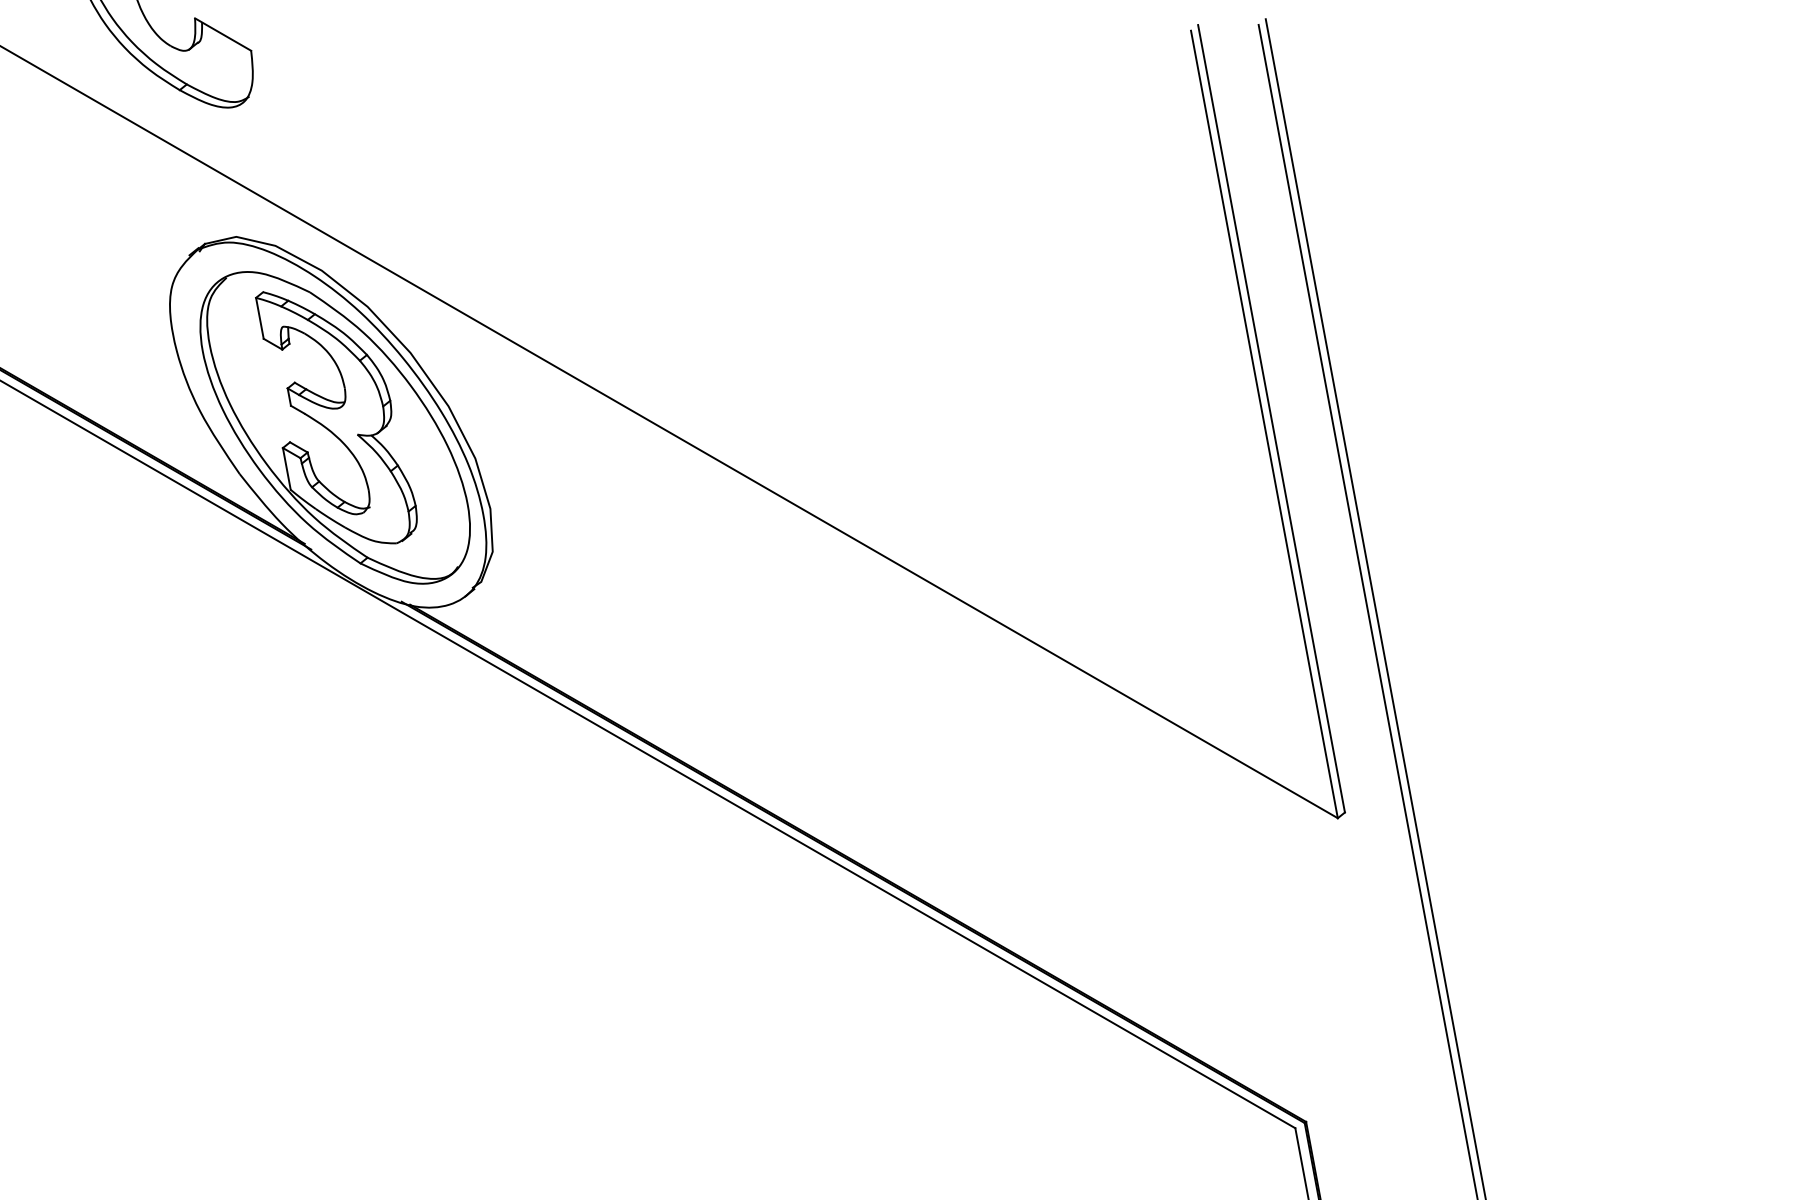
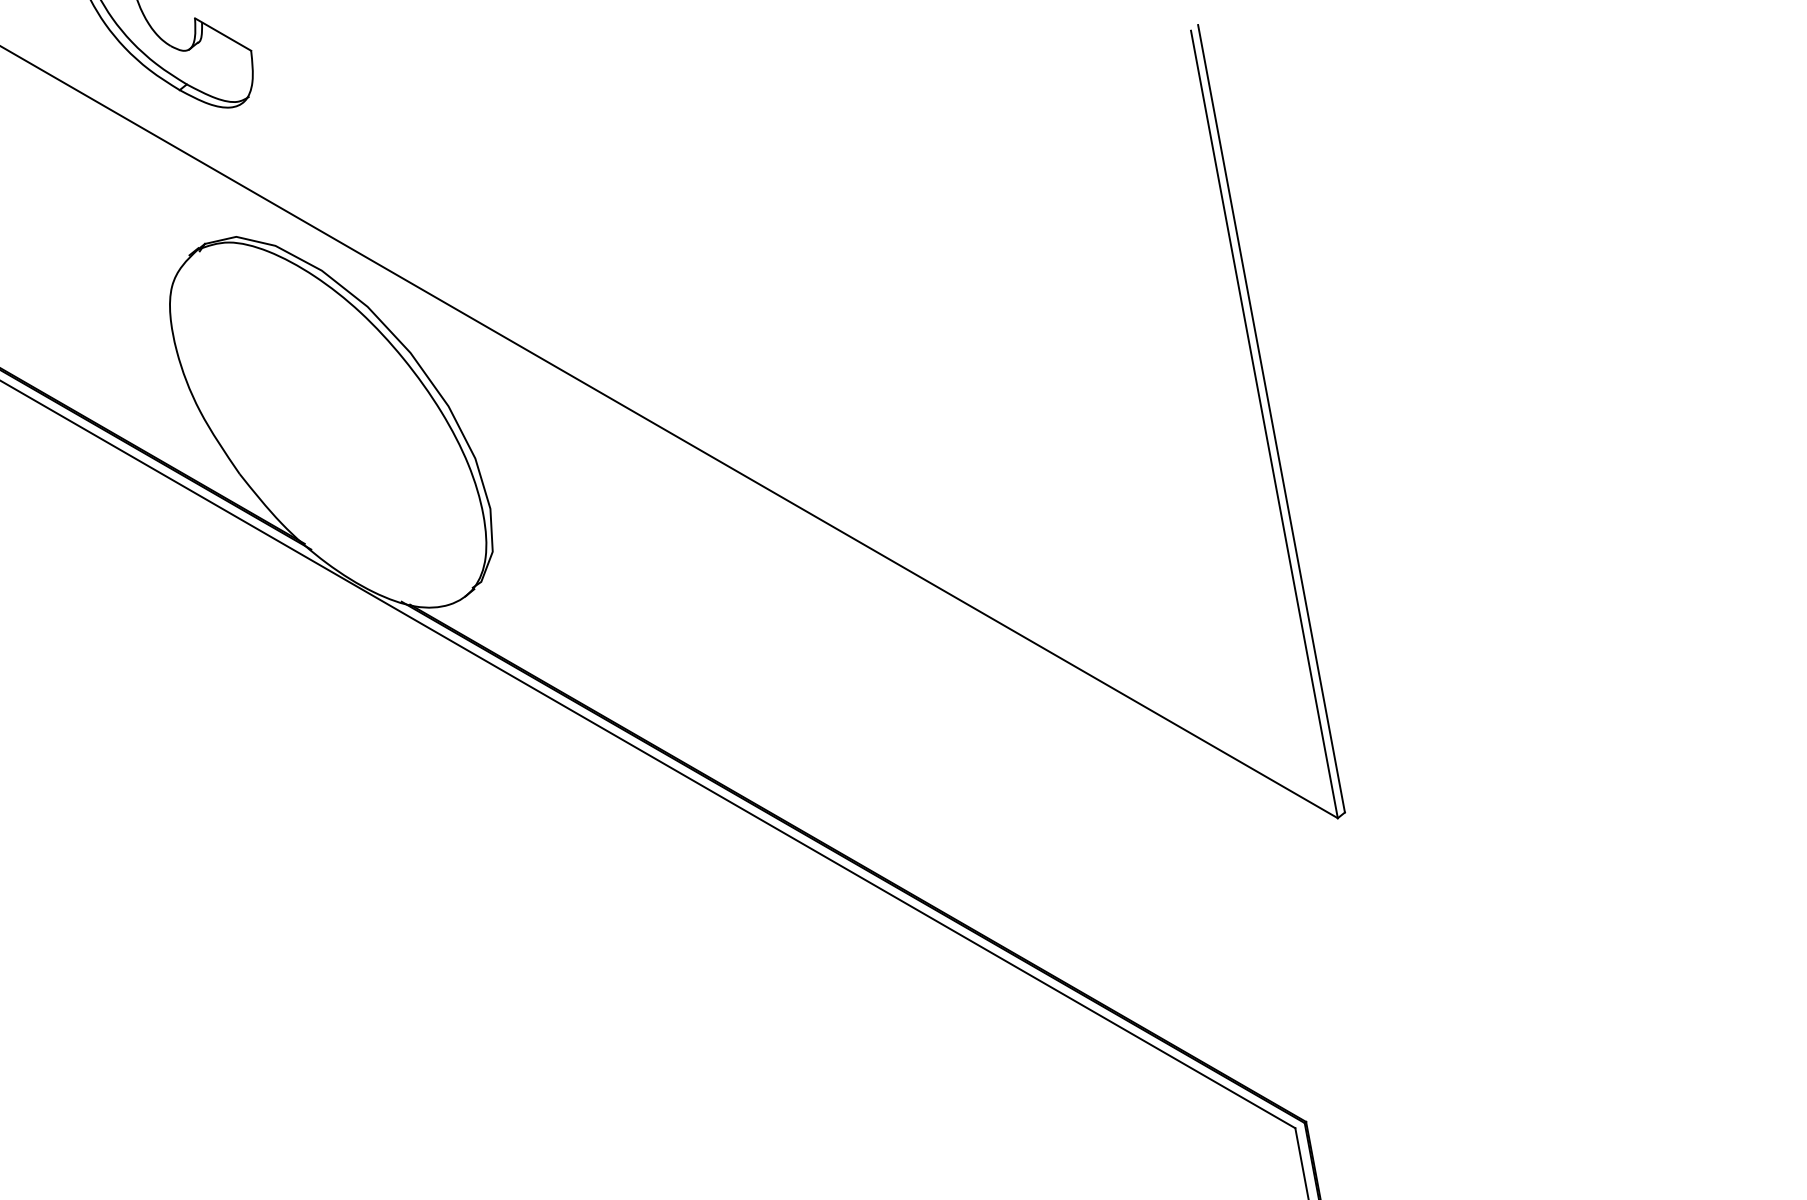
part: present -> none (334, 427)
line: present -> none (1375, 607)
line: present -> none (1367, 610)
